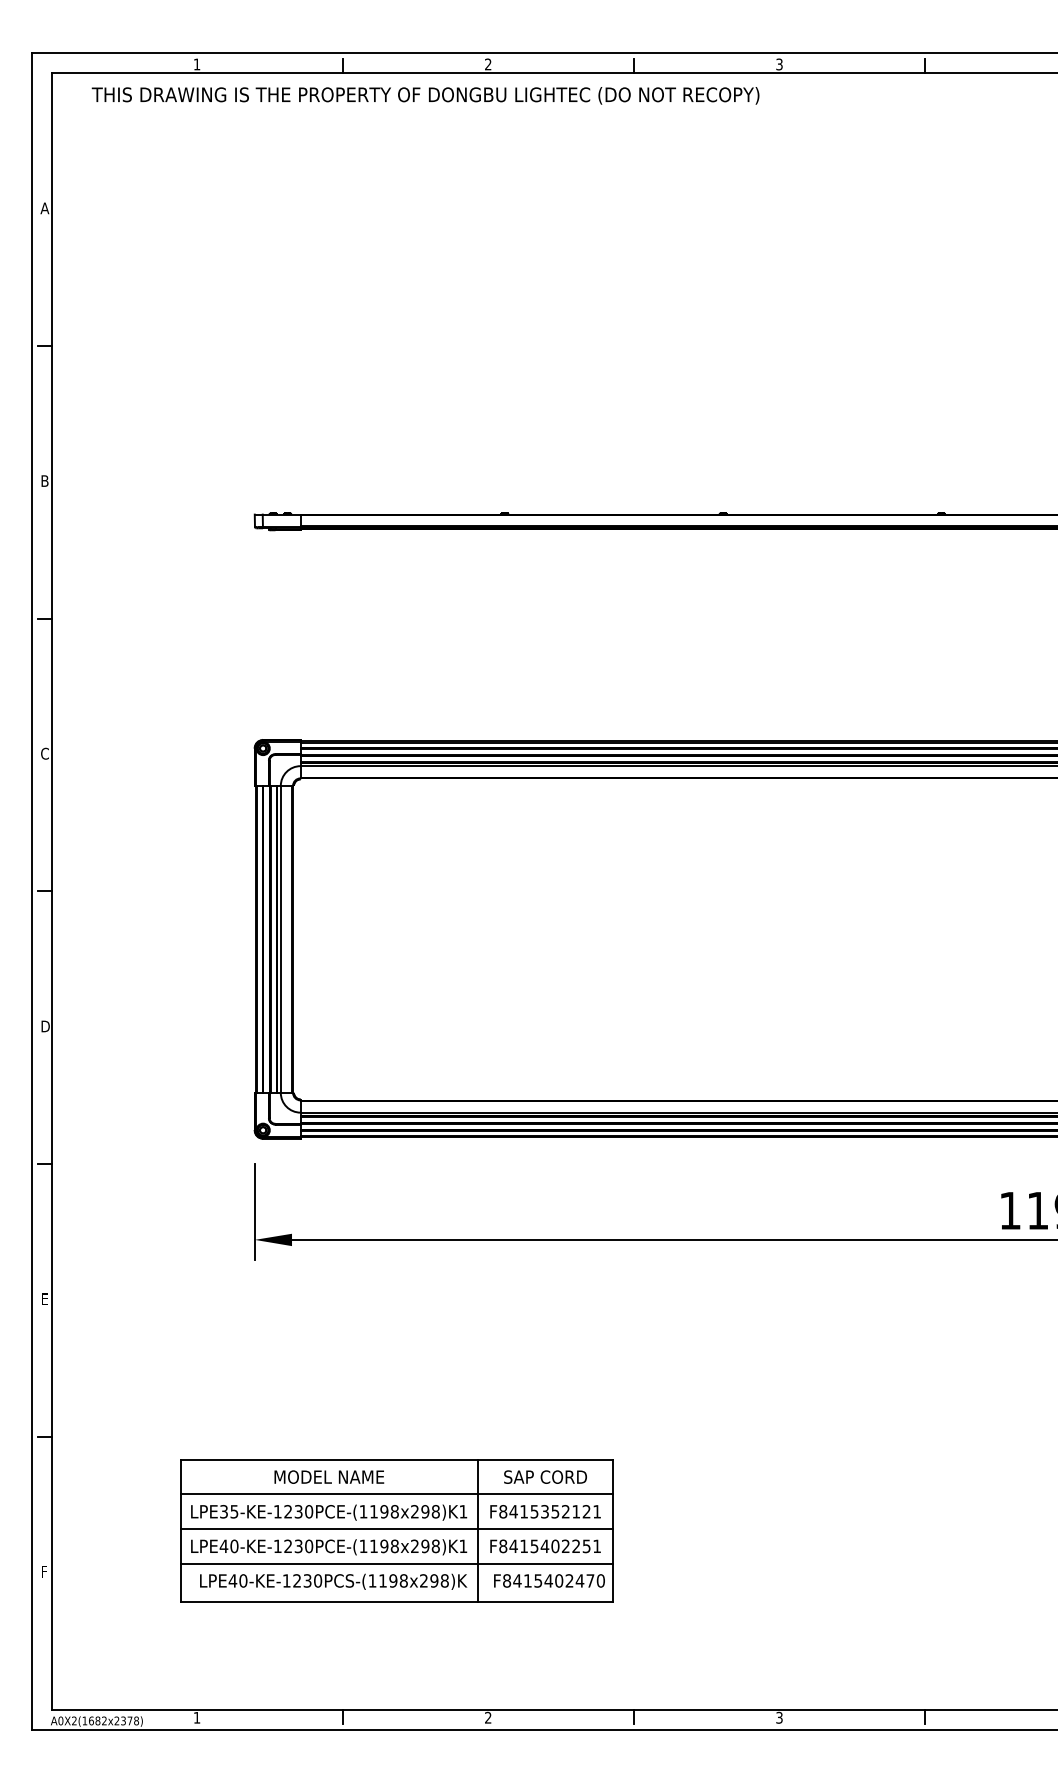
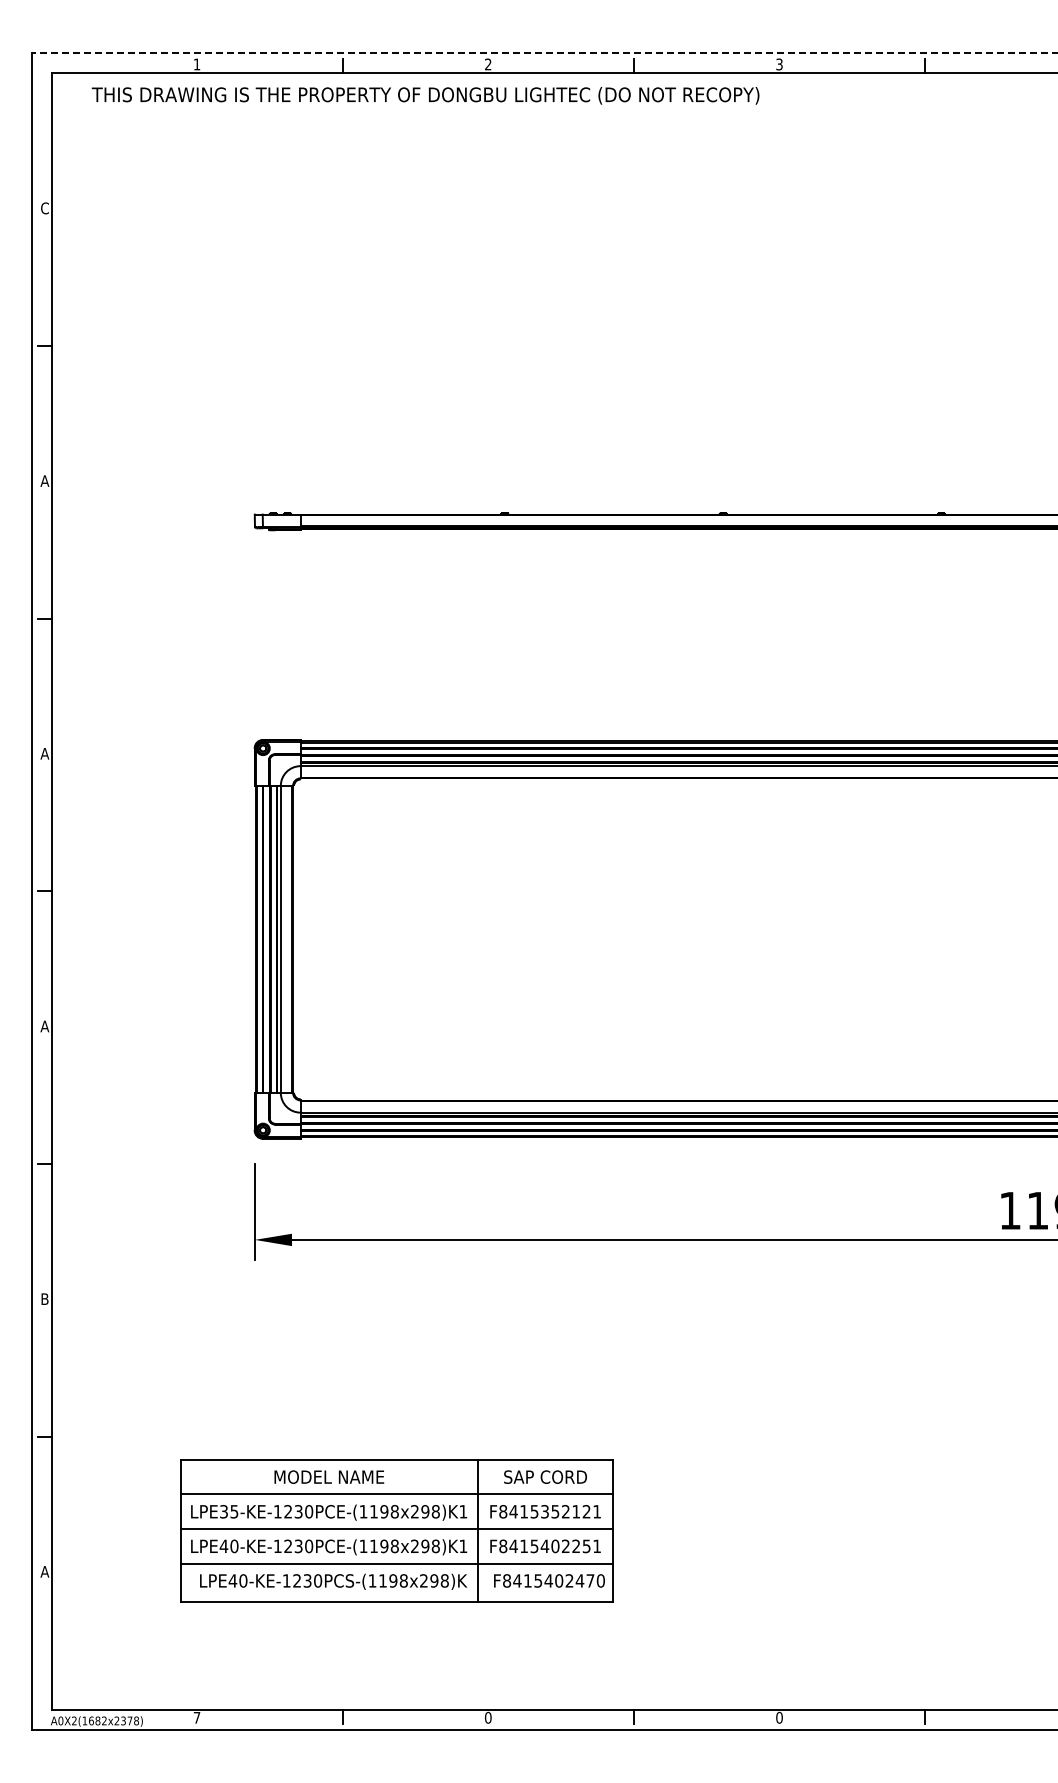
line: solid -> dashed (544, 53)
text: A -> C (44, 208)
text: B -> A (44, 480)
text: C -> A (44, 753)
text: D -> A (44, 1026)
text: E -> B (44, 1298)
text: F -> A (44, 1571)
text: 1 -> 7 (196, 1717)
text: 2 -> 0 (488, 1717)
text: 3 -> 0 (779, 1717)
